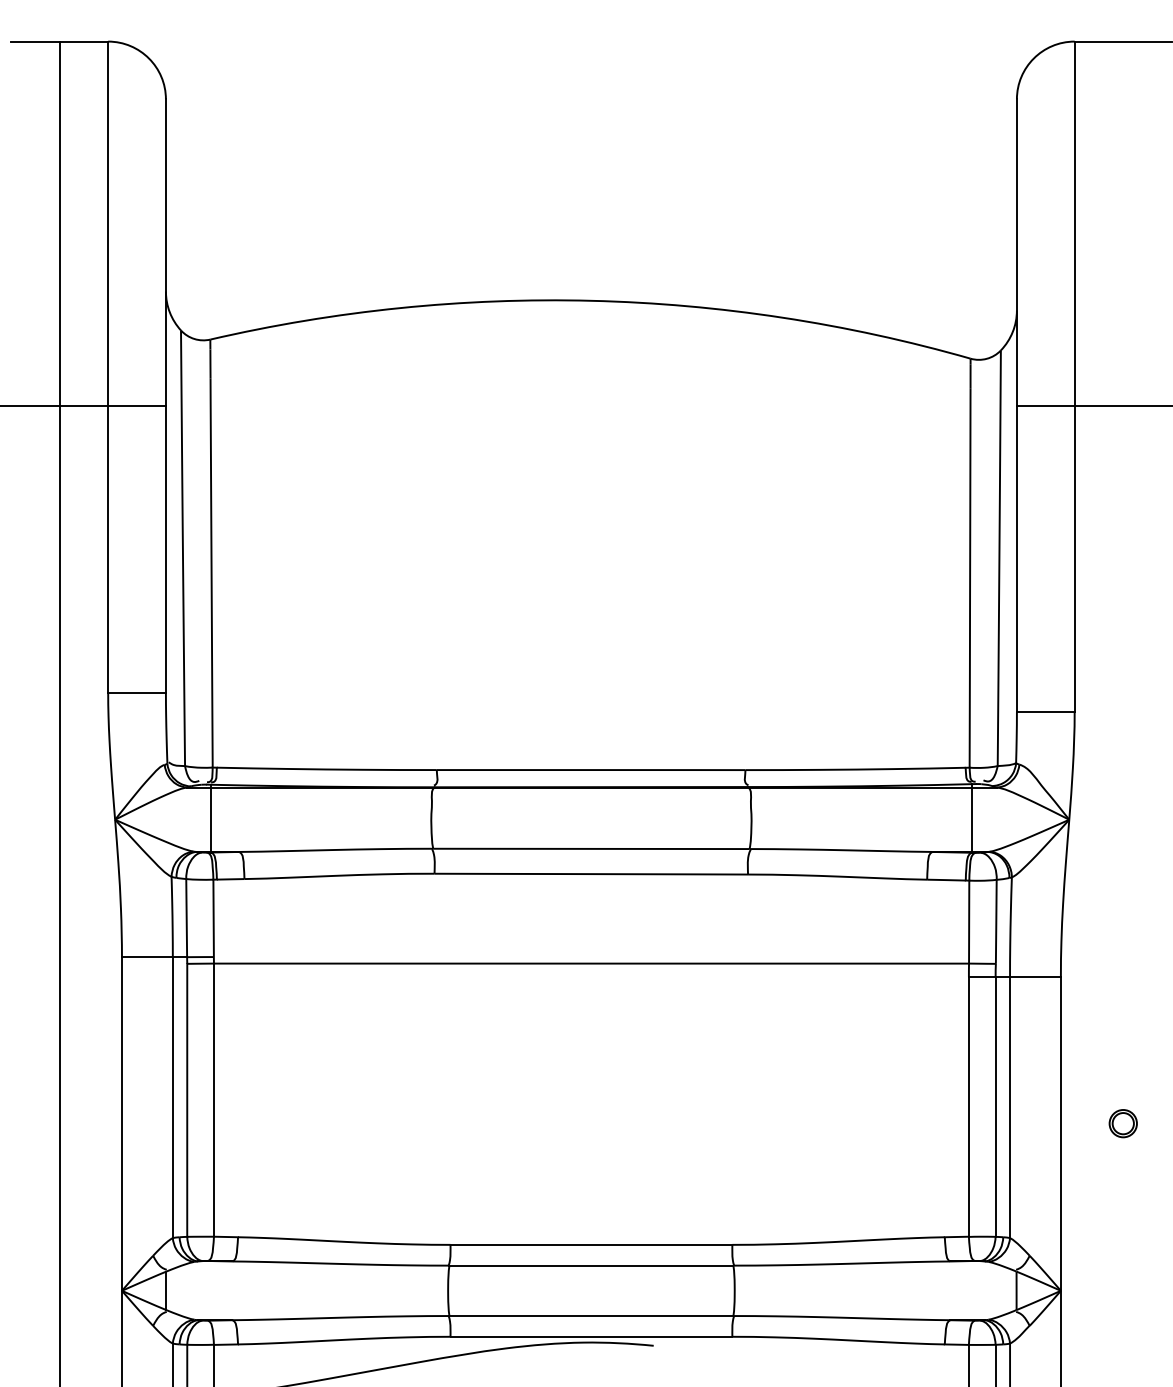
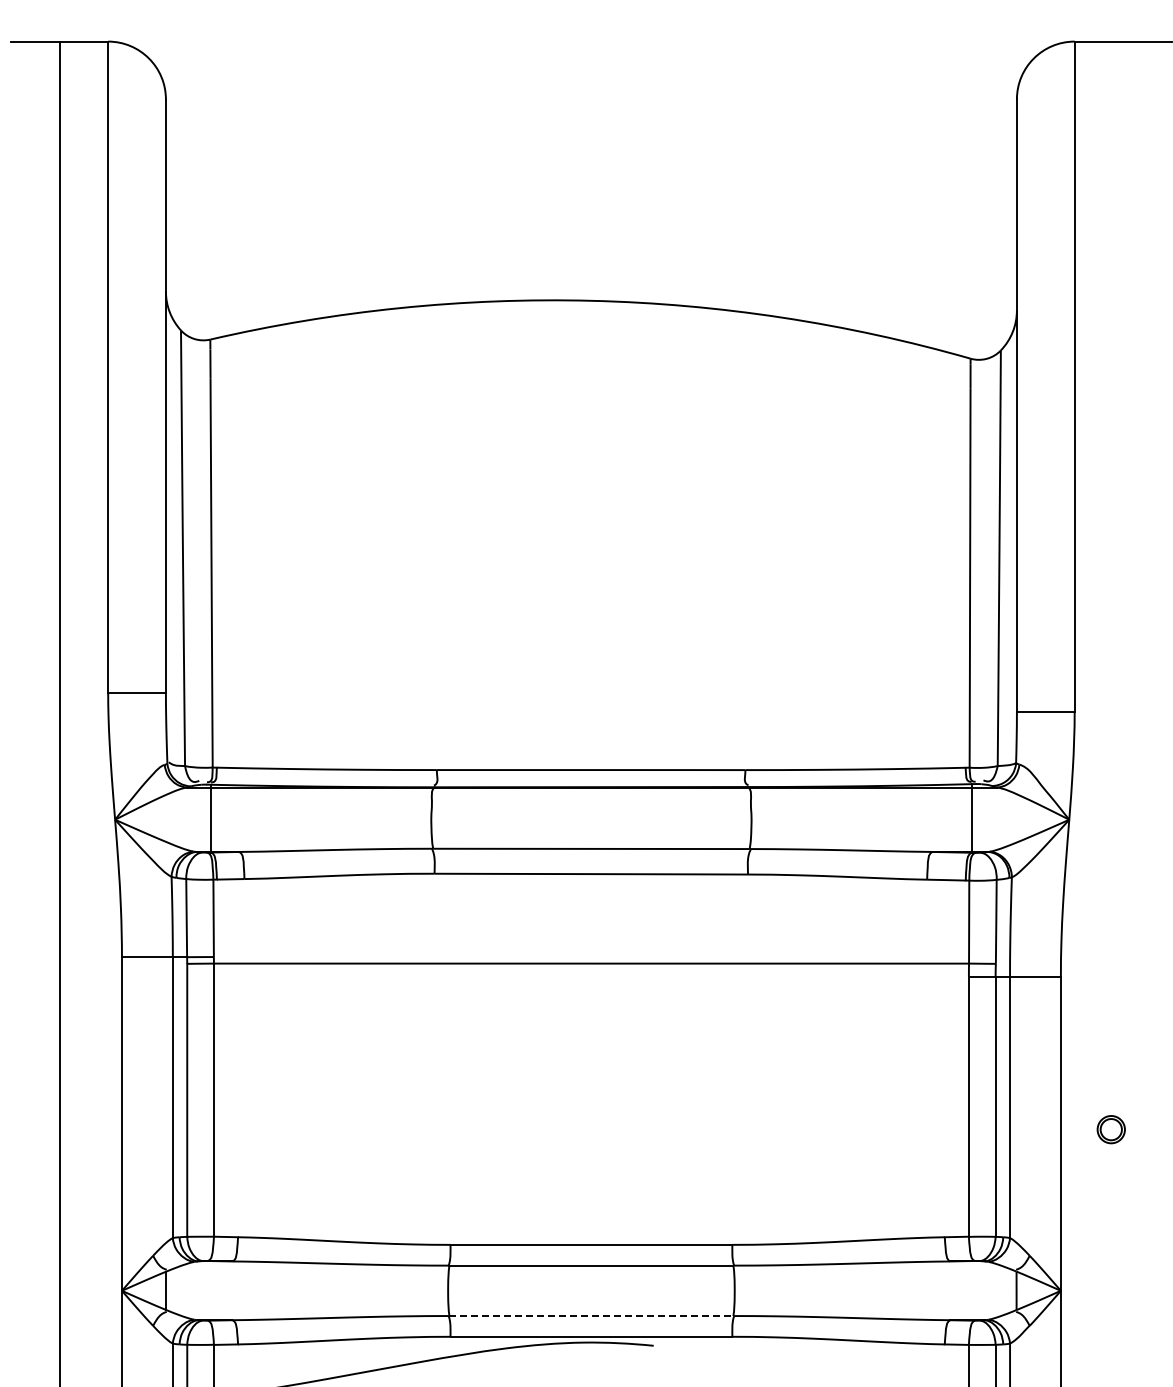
line: present -> none (83, 406)
line: present -> none (1092, 406)
part position: (1122, 1123) -> (1110, 1129) (1110, 1129)
line: solid -> dashed (591, 1316)
